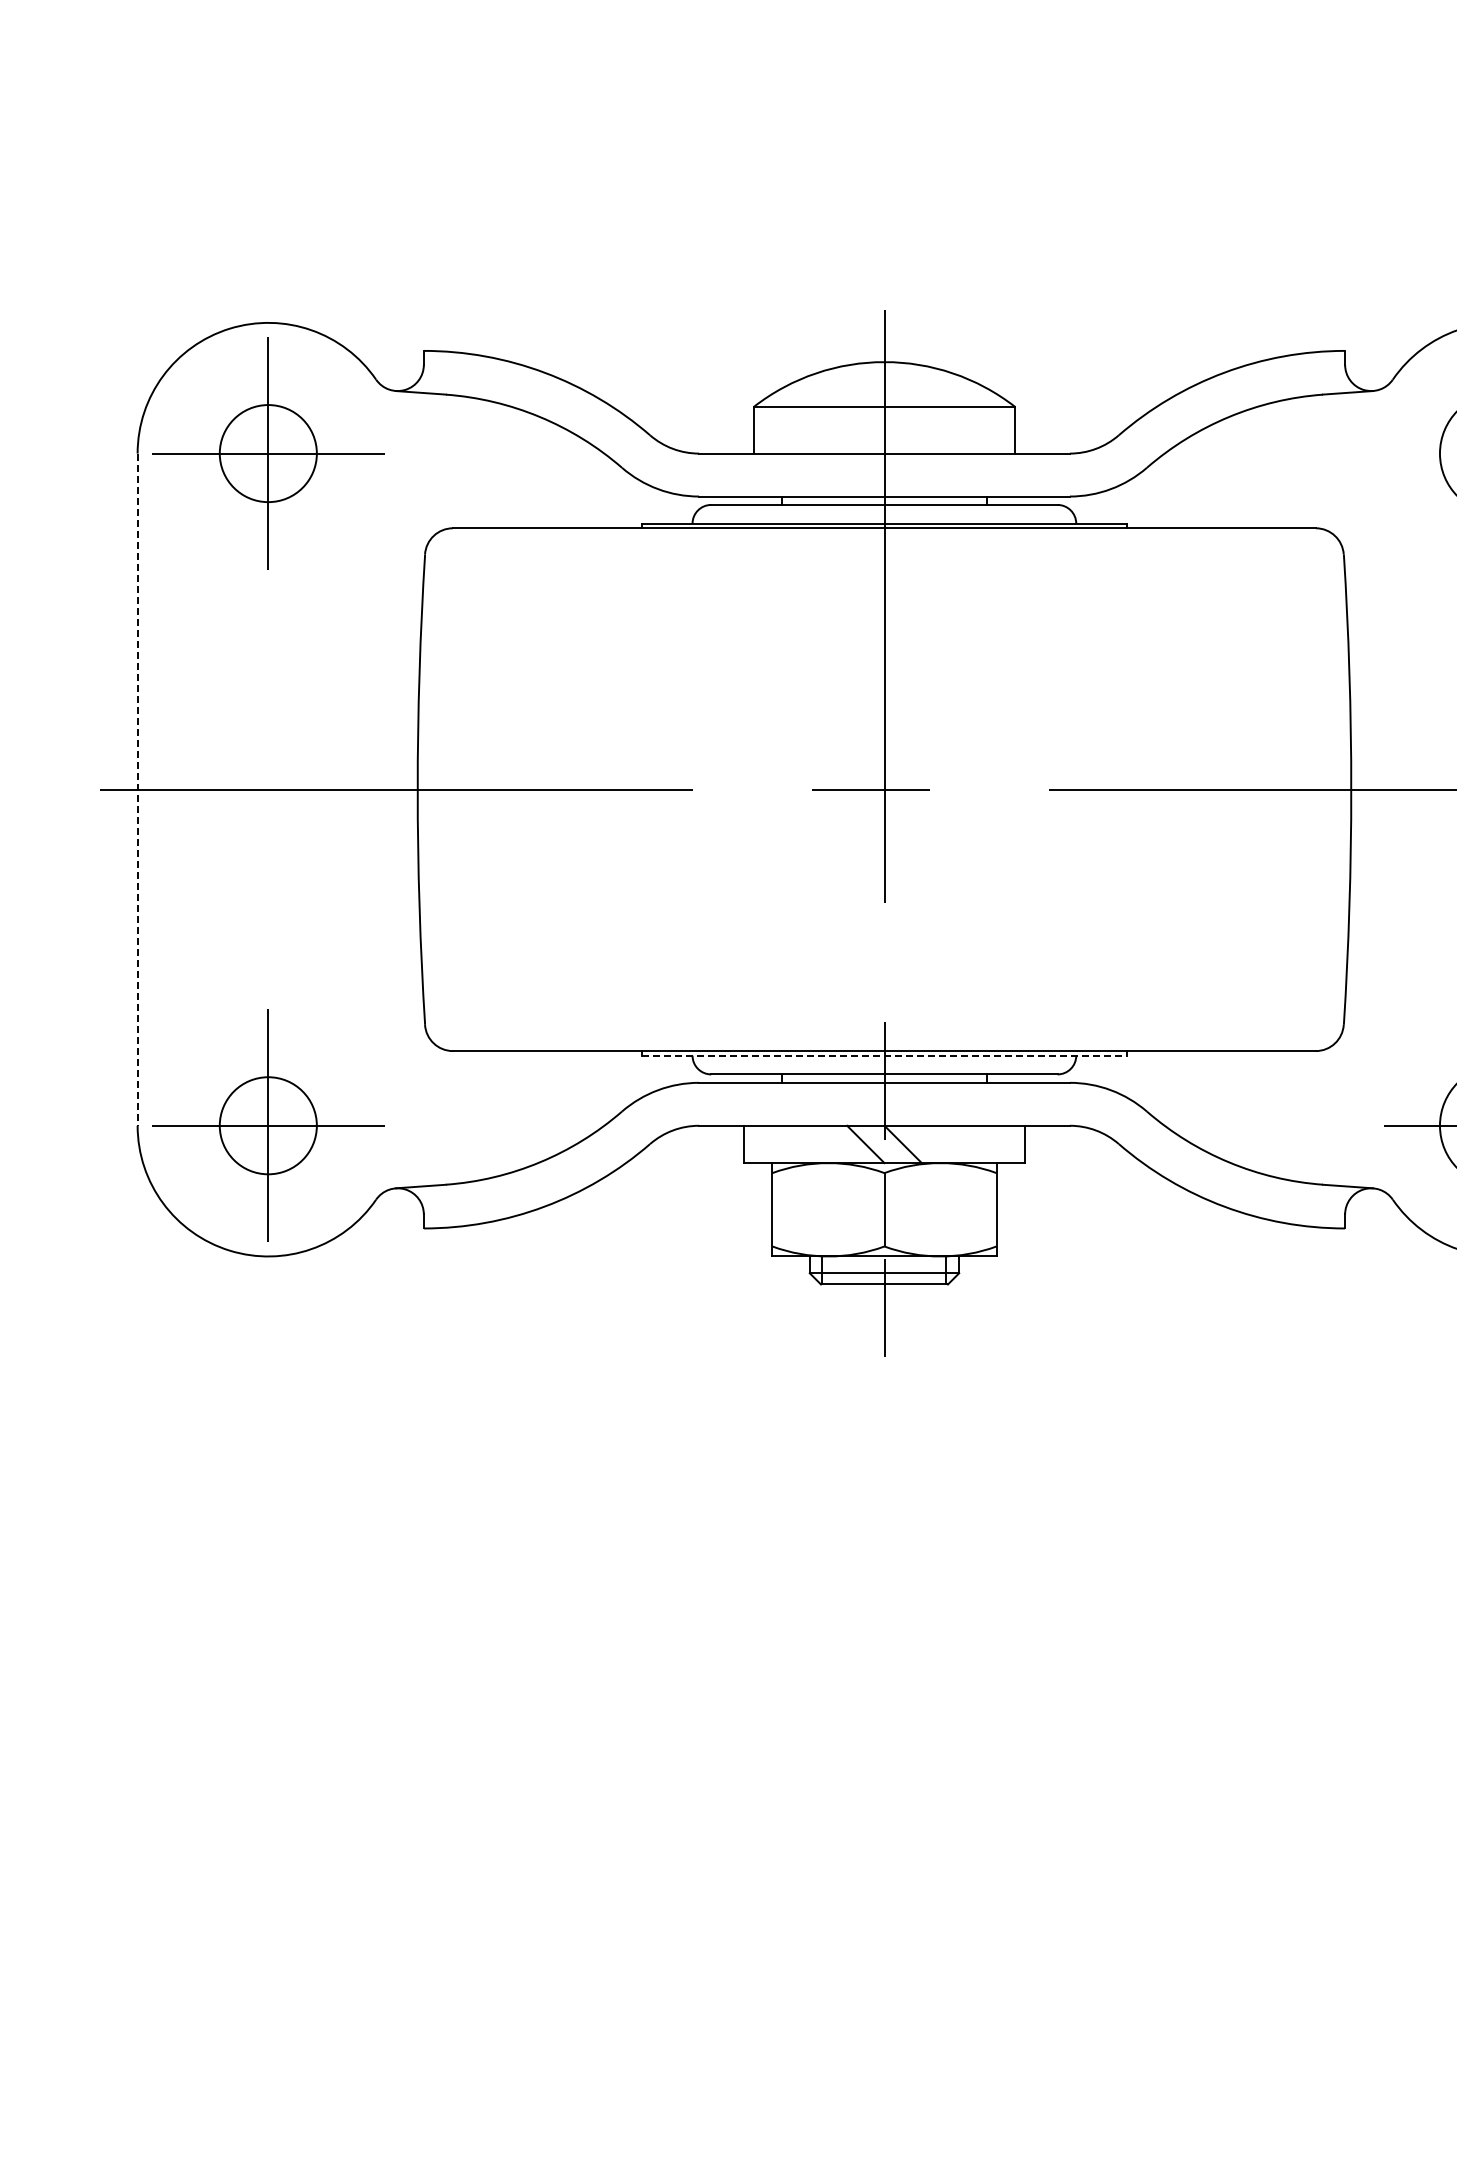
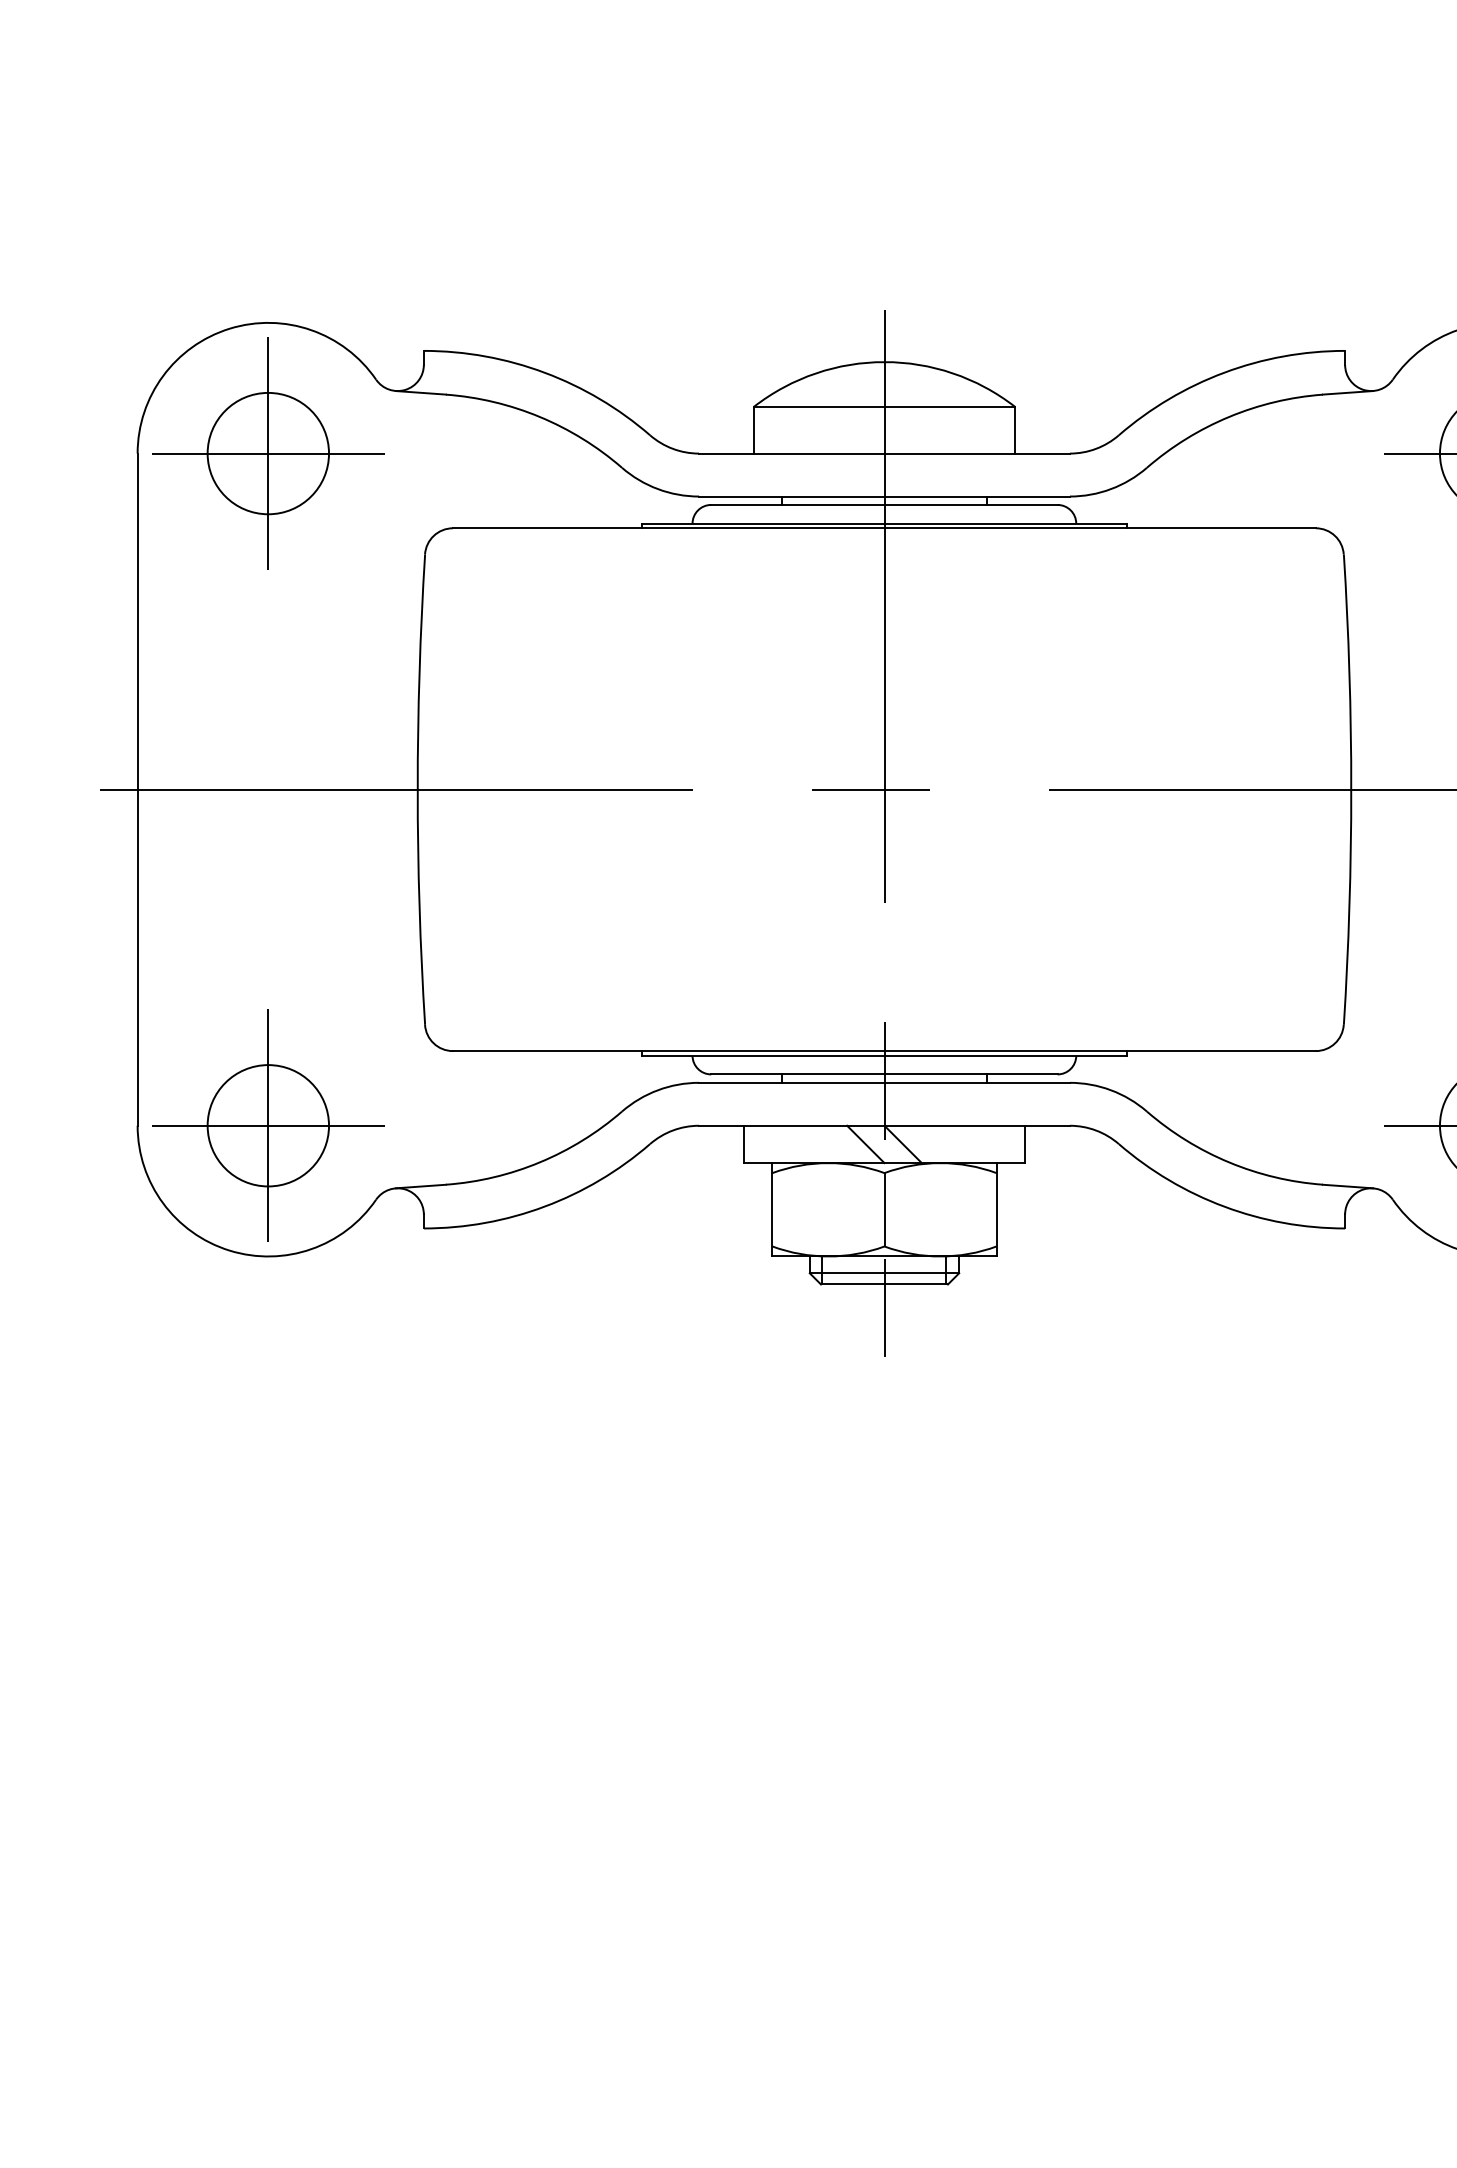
circle diameter: 97 px -> 121 px (268, 453)
line: none -> present (1418, 453)
line: dashed -> solid (137, 790)
line: dashed -> solid (884, 1055)
circle diameter: 97 px -> 121 px (268, 1125)
